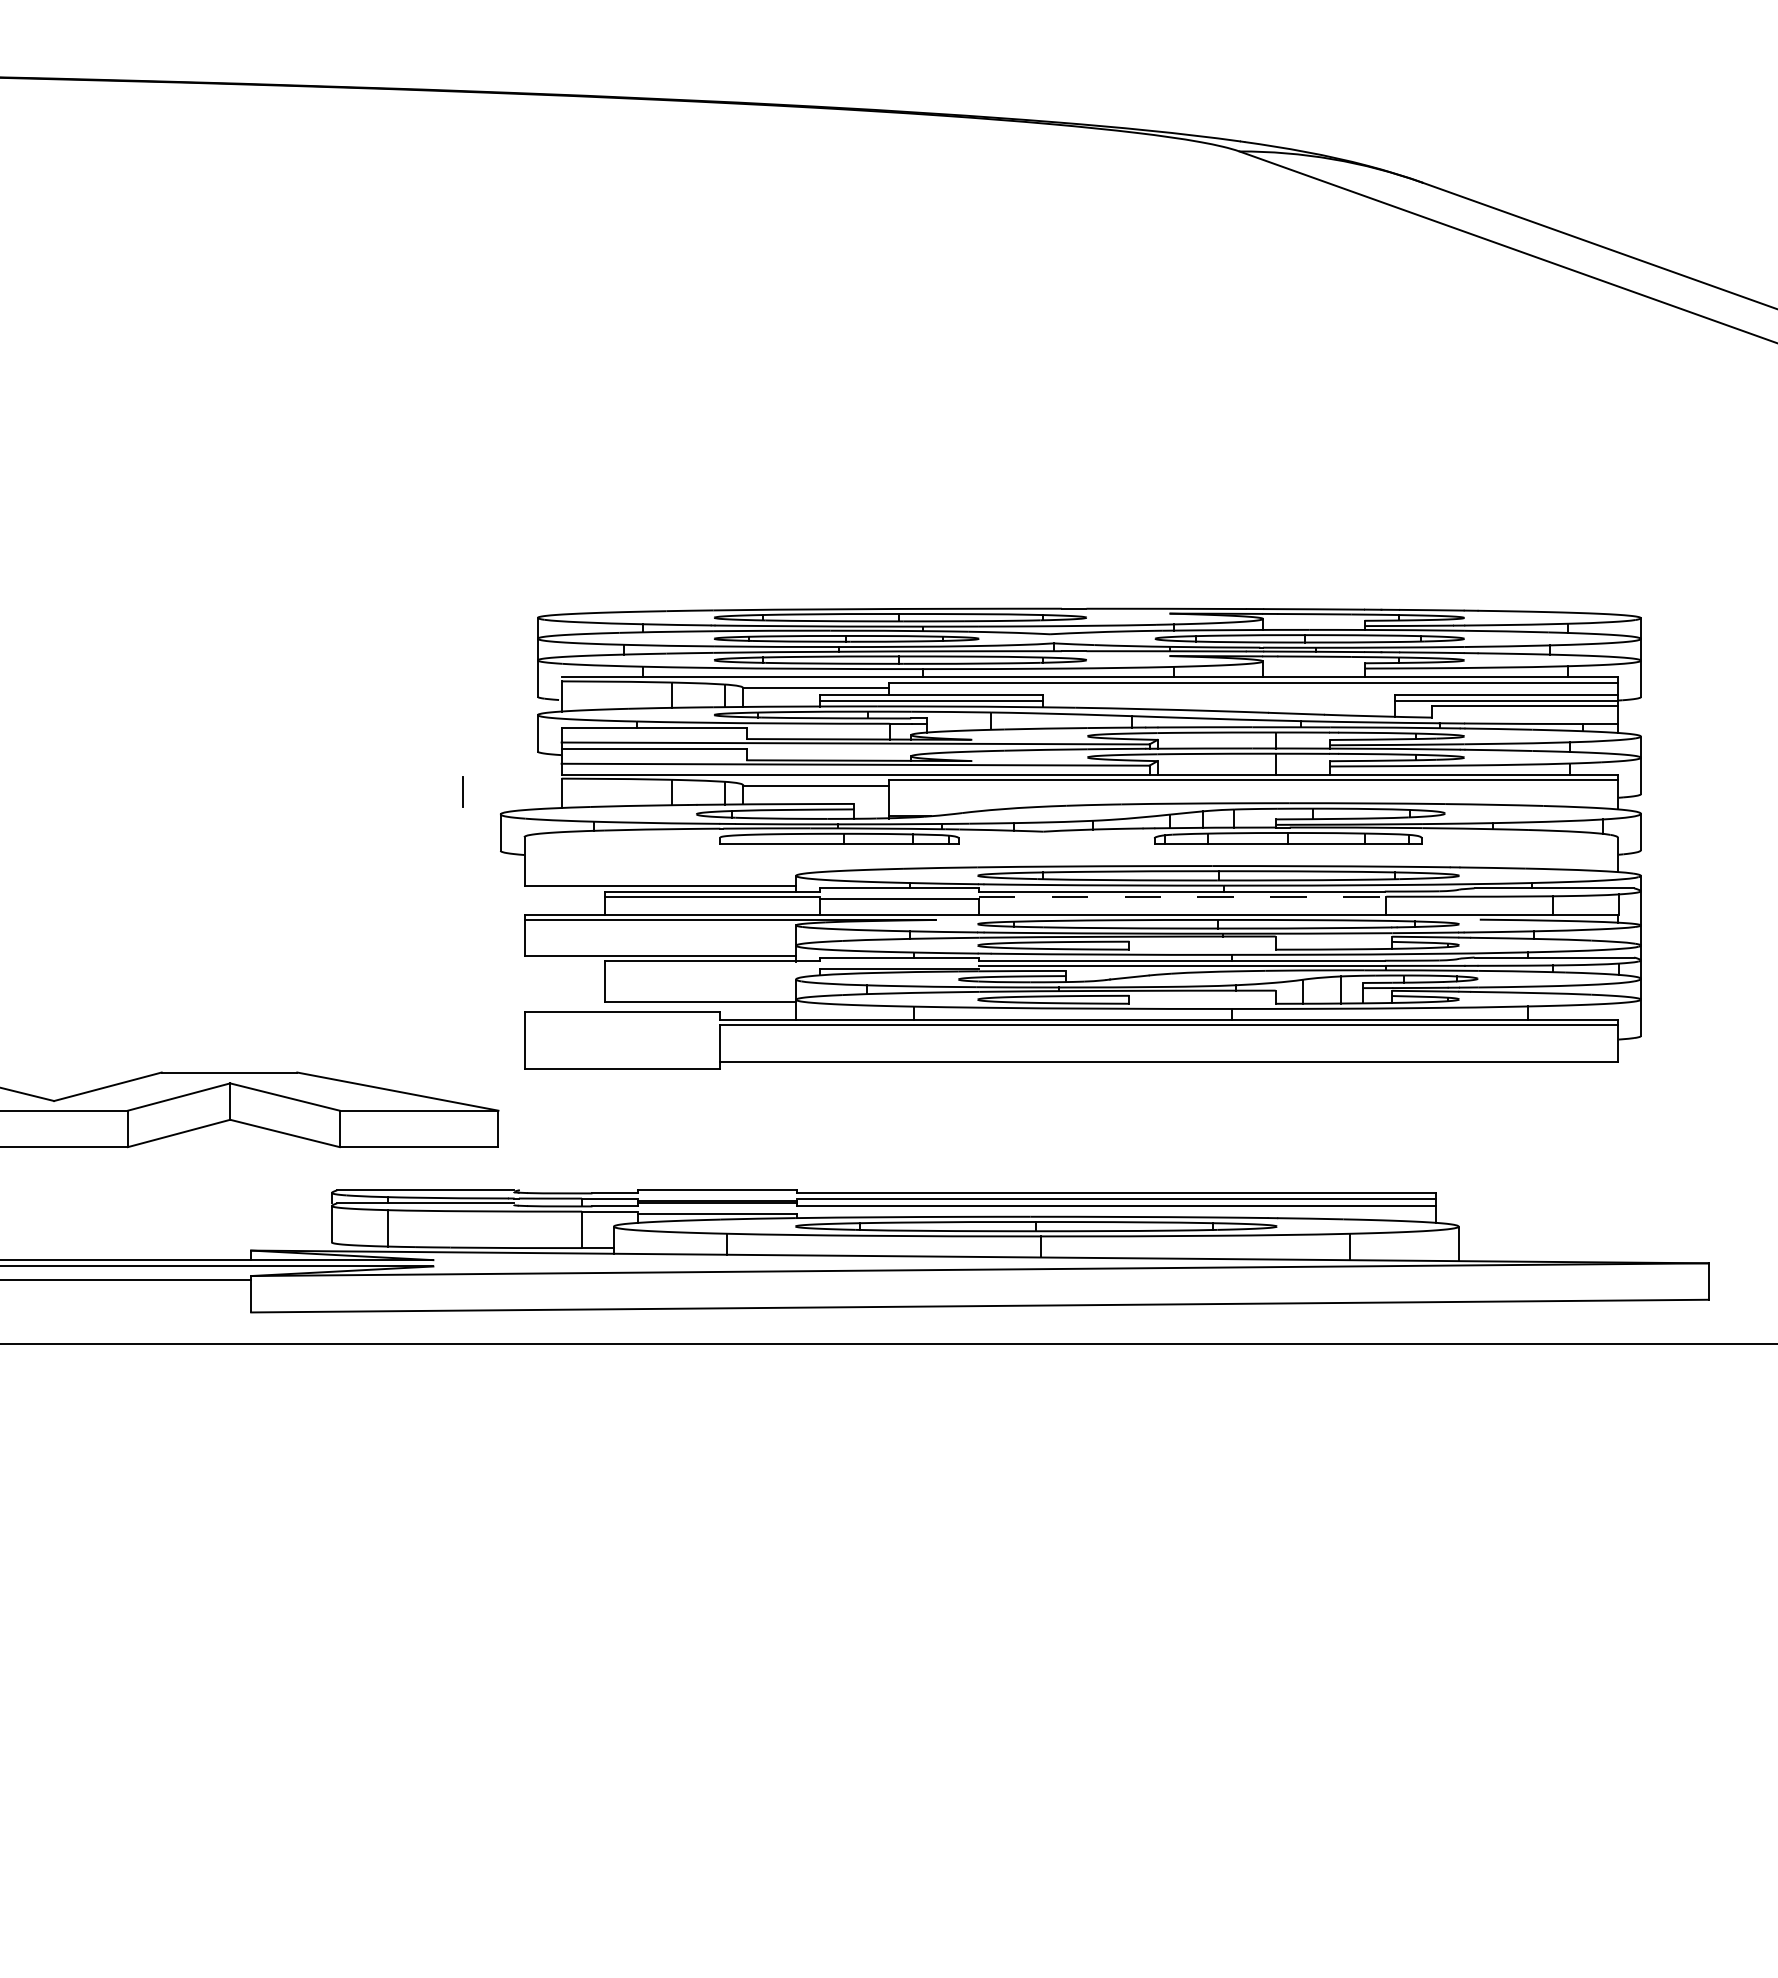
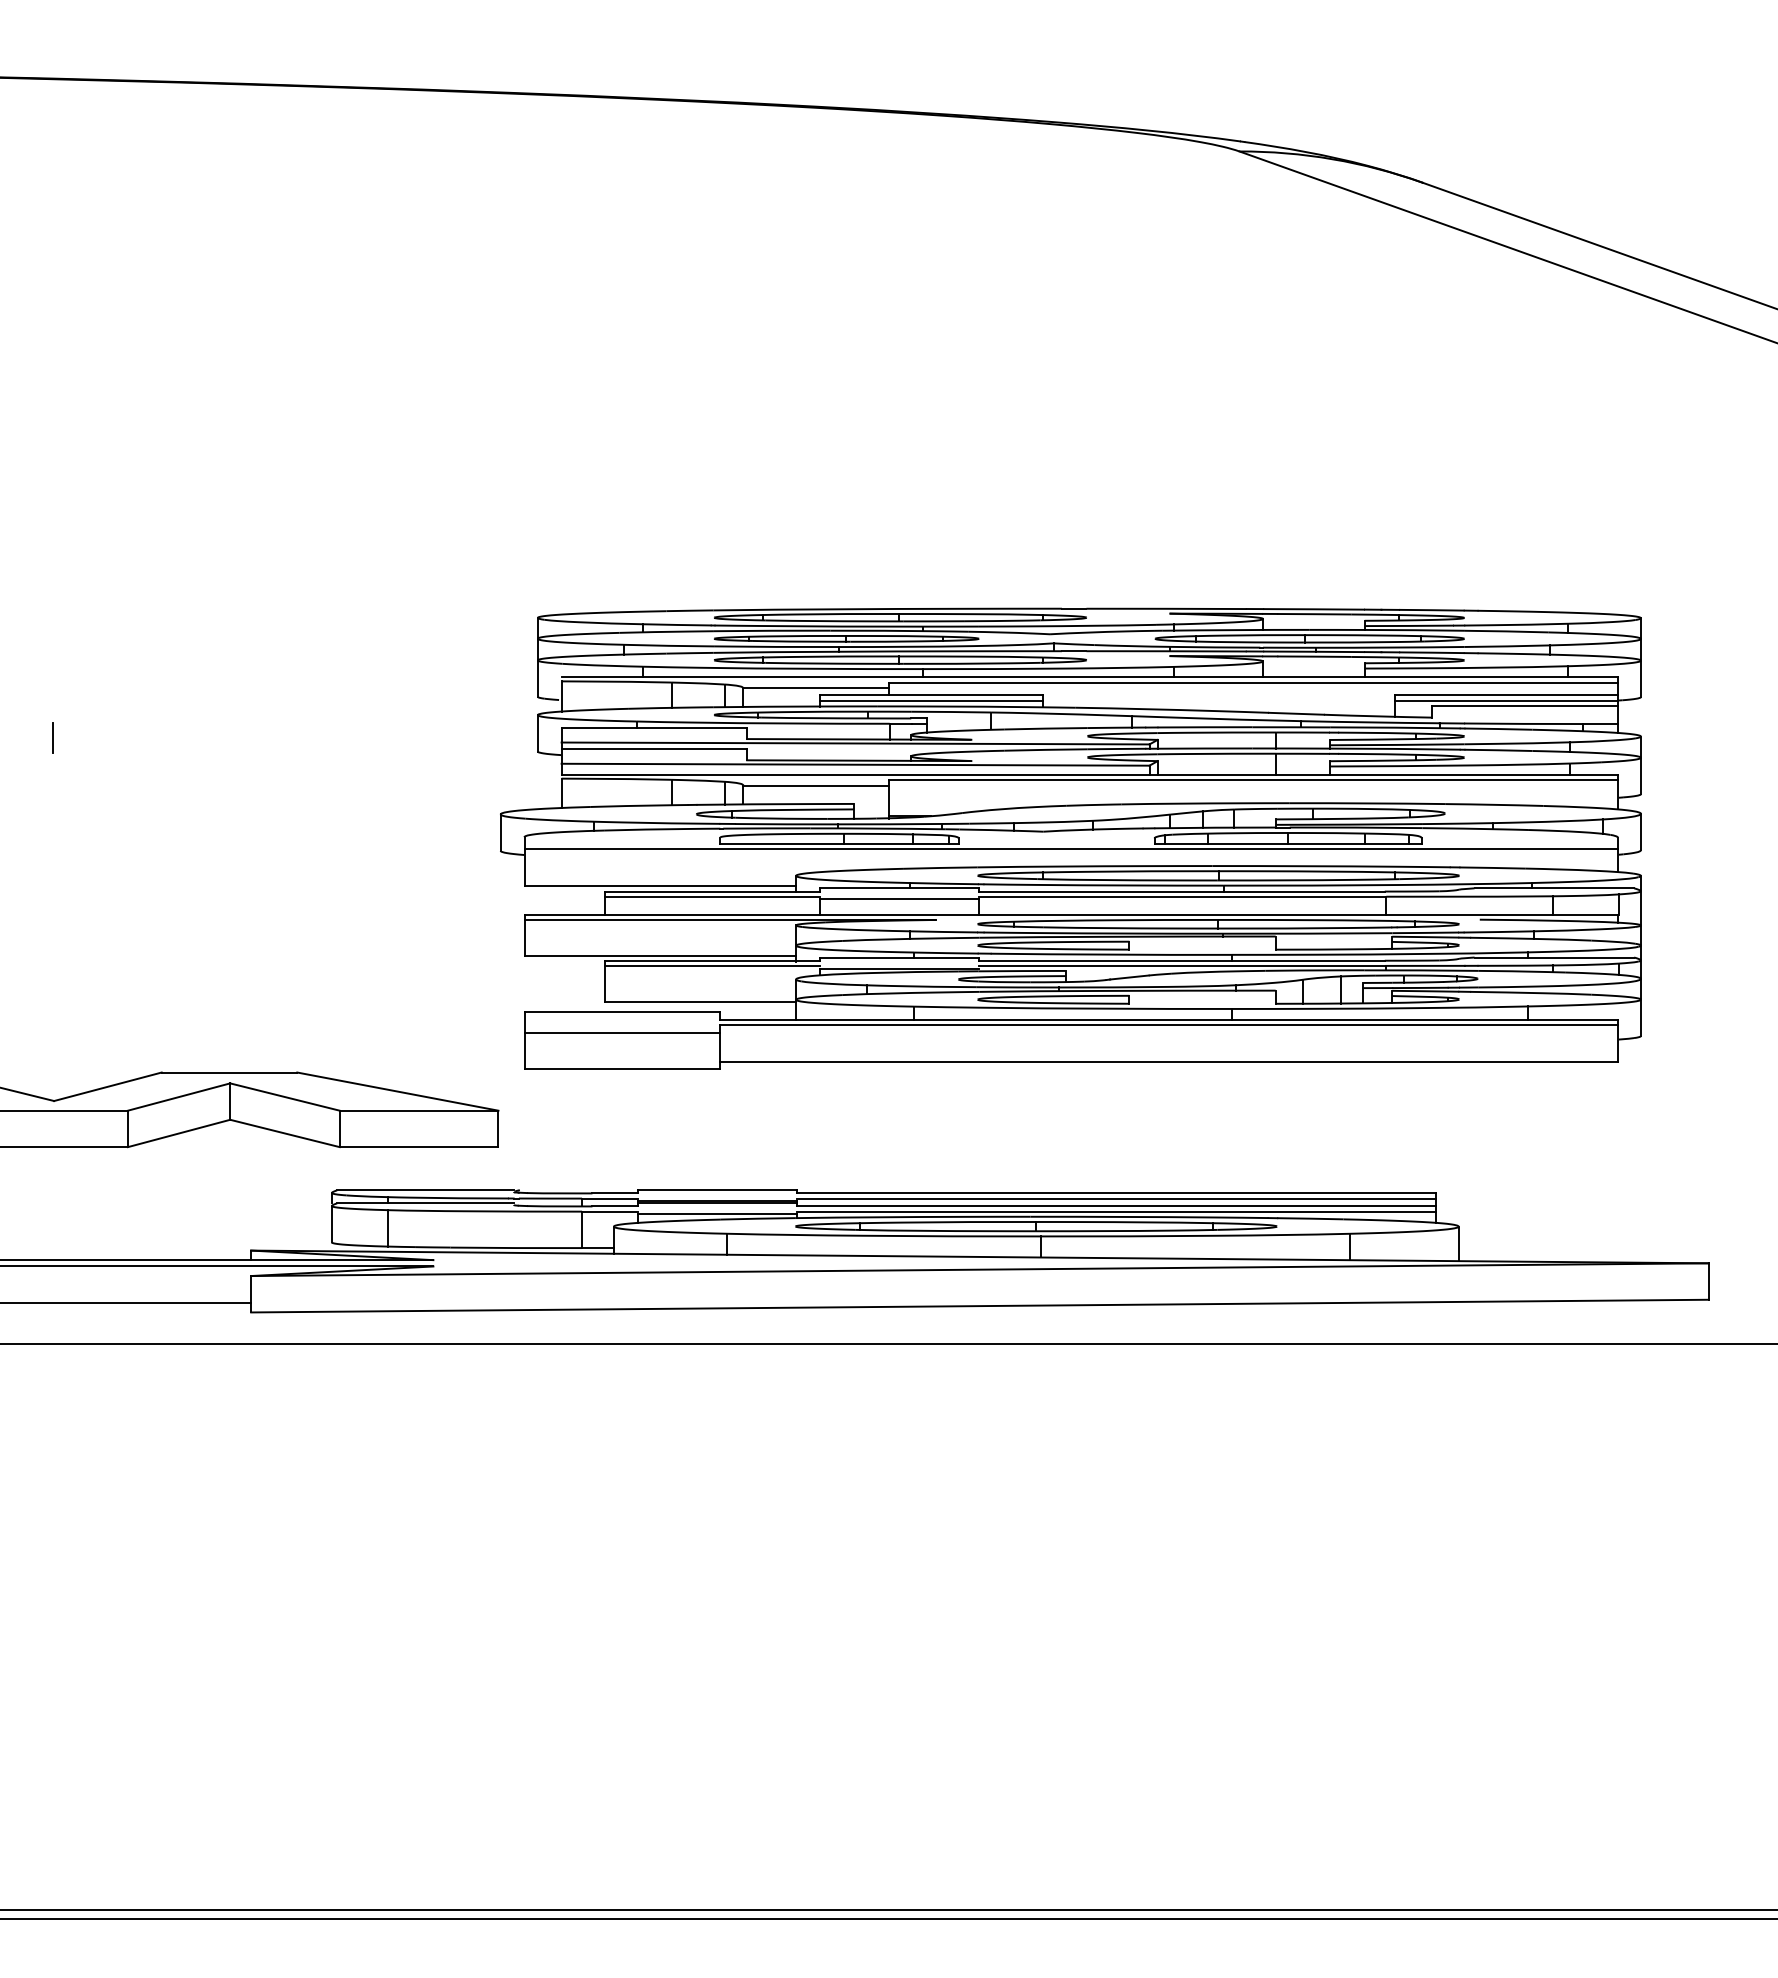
line position: (462, 791) -> (52, 737) (52, 737)
line: none -> present (1070, 849)
line: dashed -> solid (1182, 896)
line: none -> present (712, 965)
line: none -> present (622, 1032)
line: none -> present (1115, 1211)
line position: (126, 1279) -> (126, 1302) (126, 1302)
line: none -> present (888, 1909)
line: none -> present (888, 1918)
